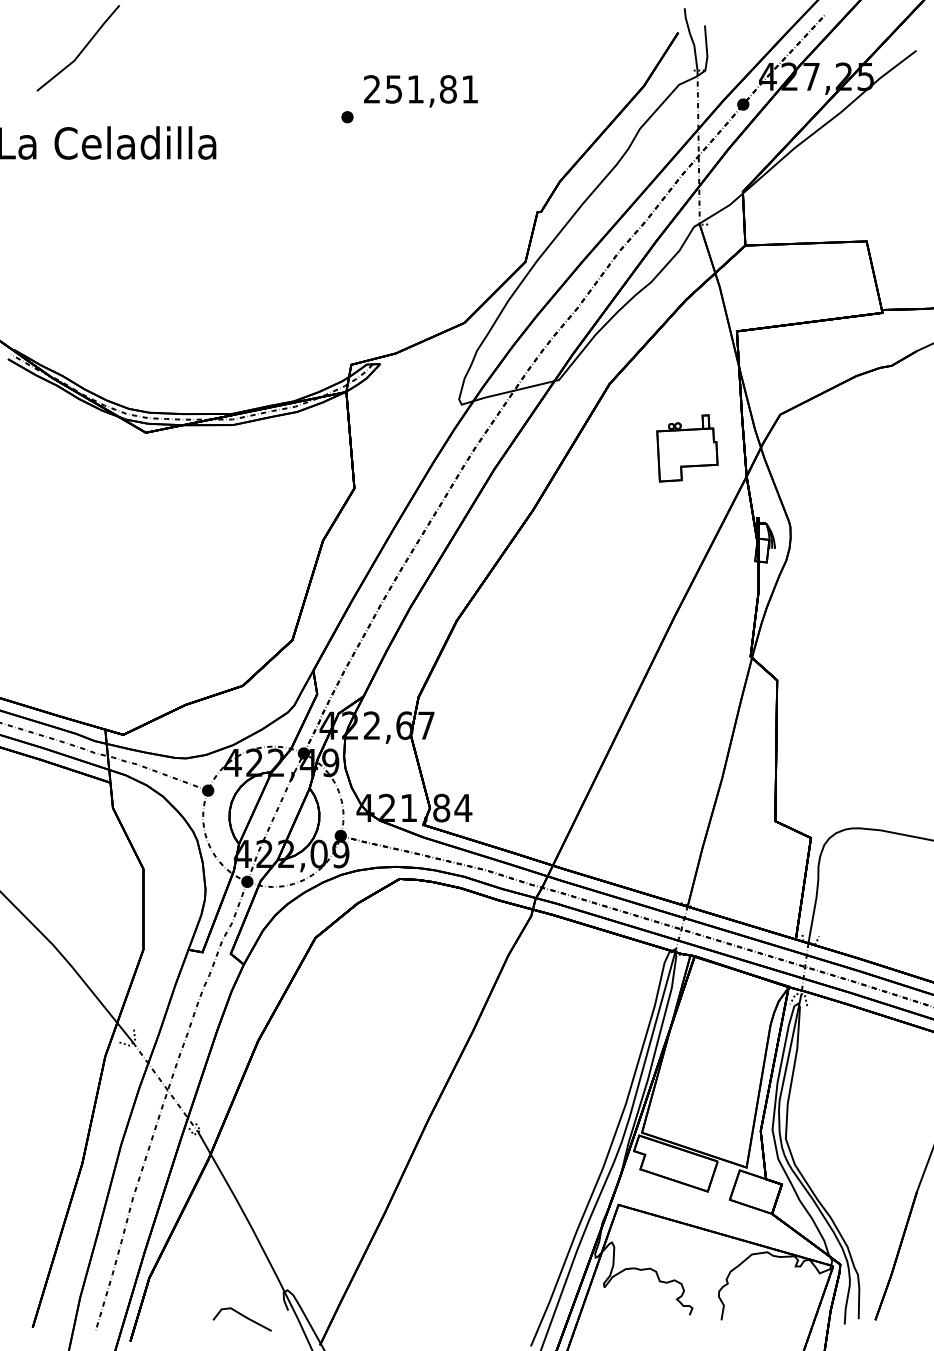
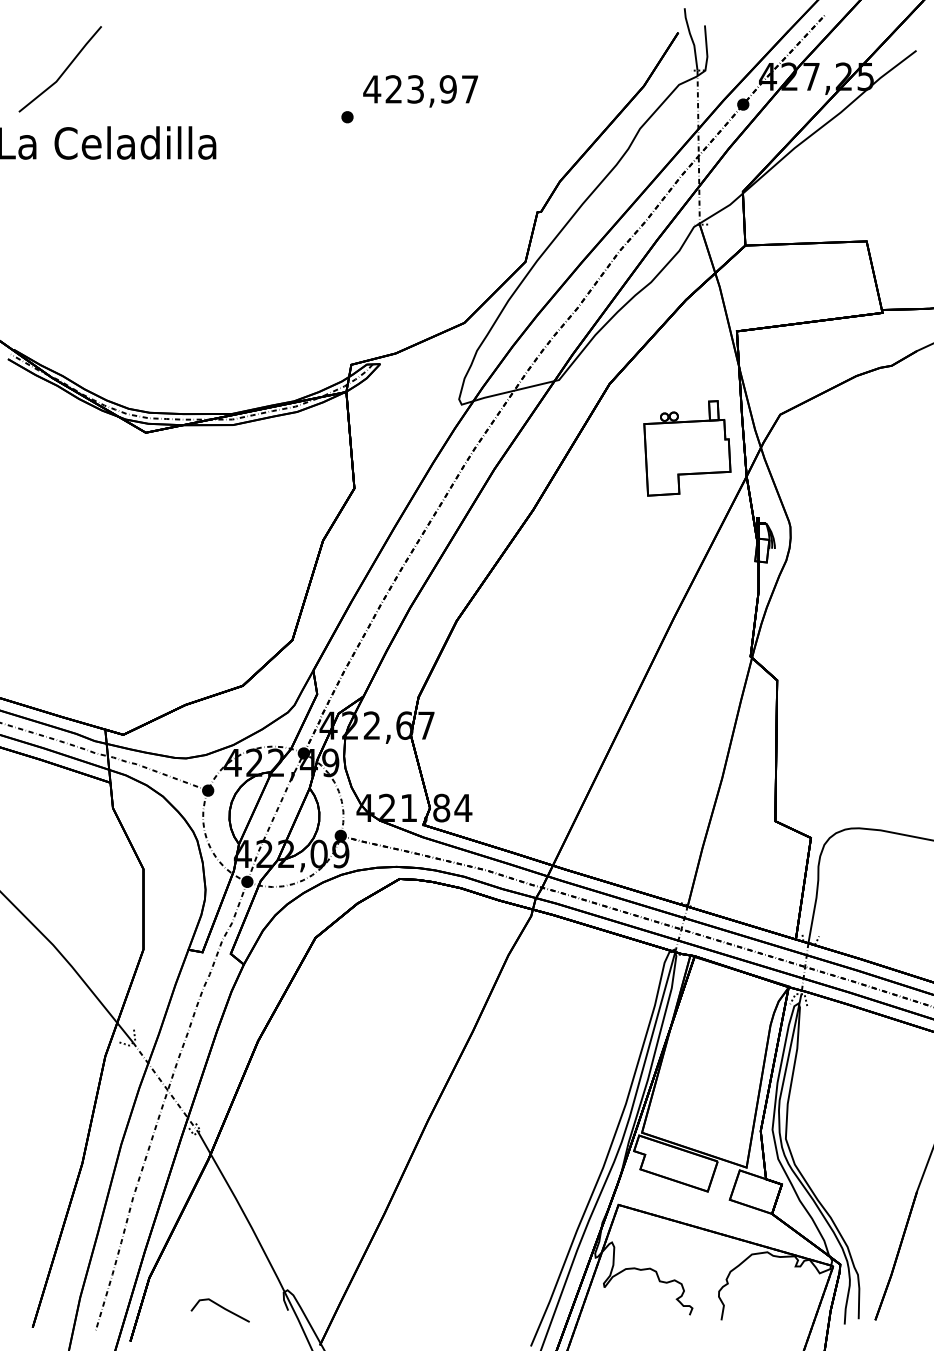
line position: (80, 51) -> (62, 72) (62, 72)
text: 251,81 -> 423,97 (420, 89)
part size: 63x69 px -> 89x97 px (687, 448)
line position: (242, 1316) -> (220, 1307) (220, 1307)
